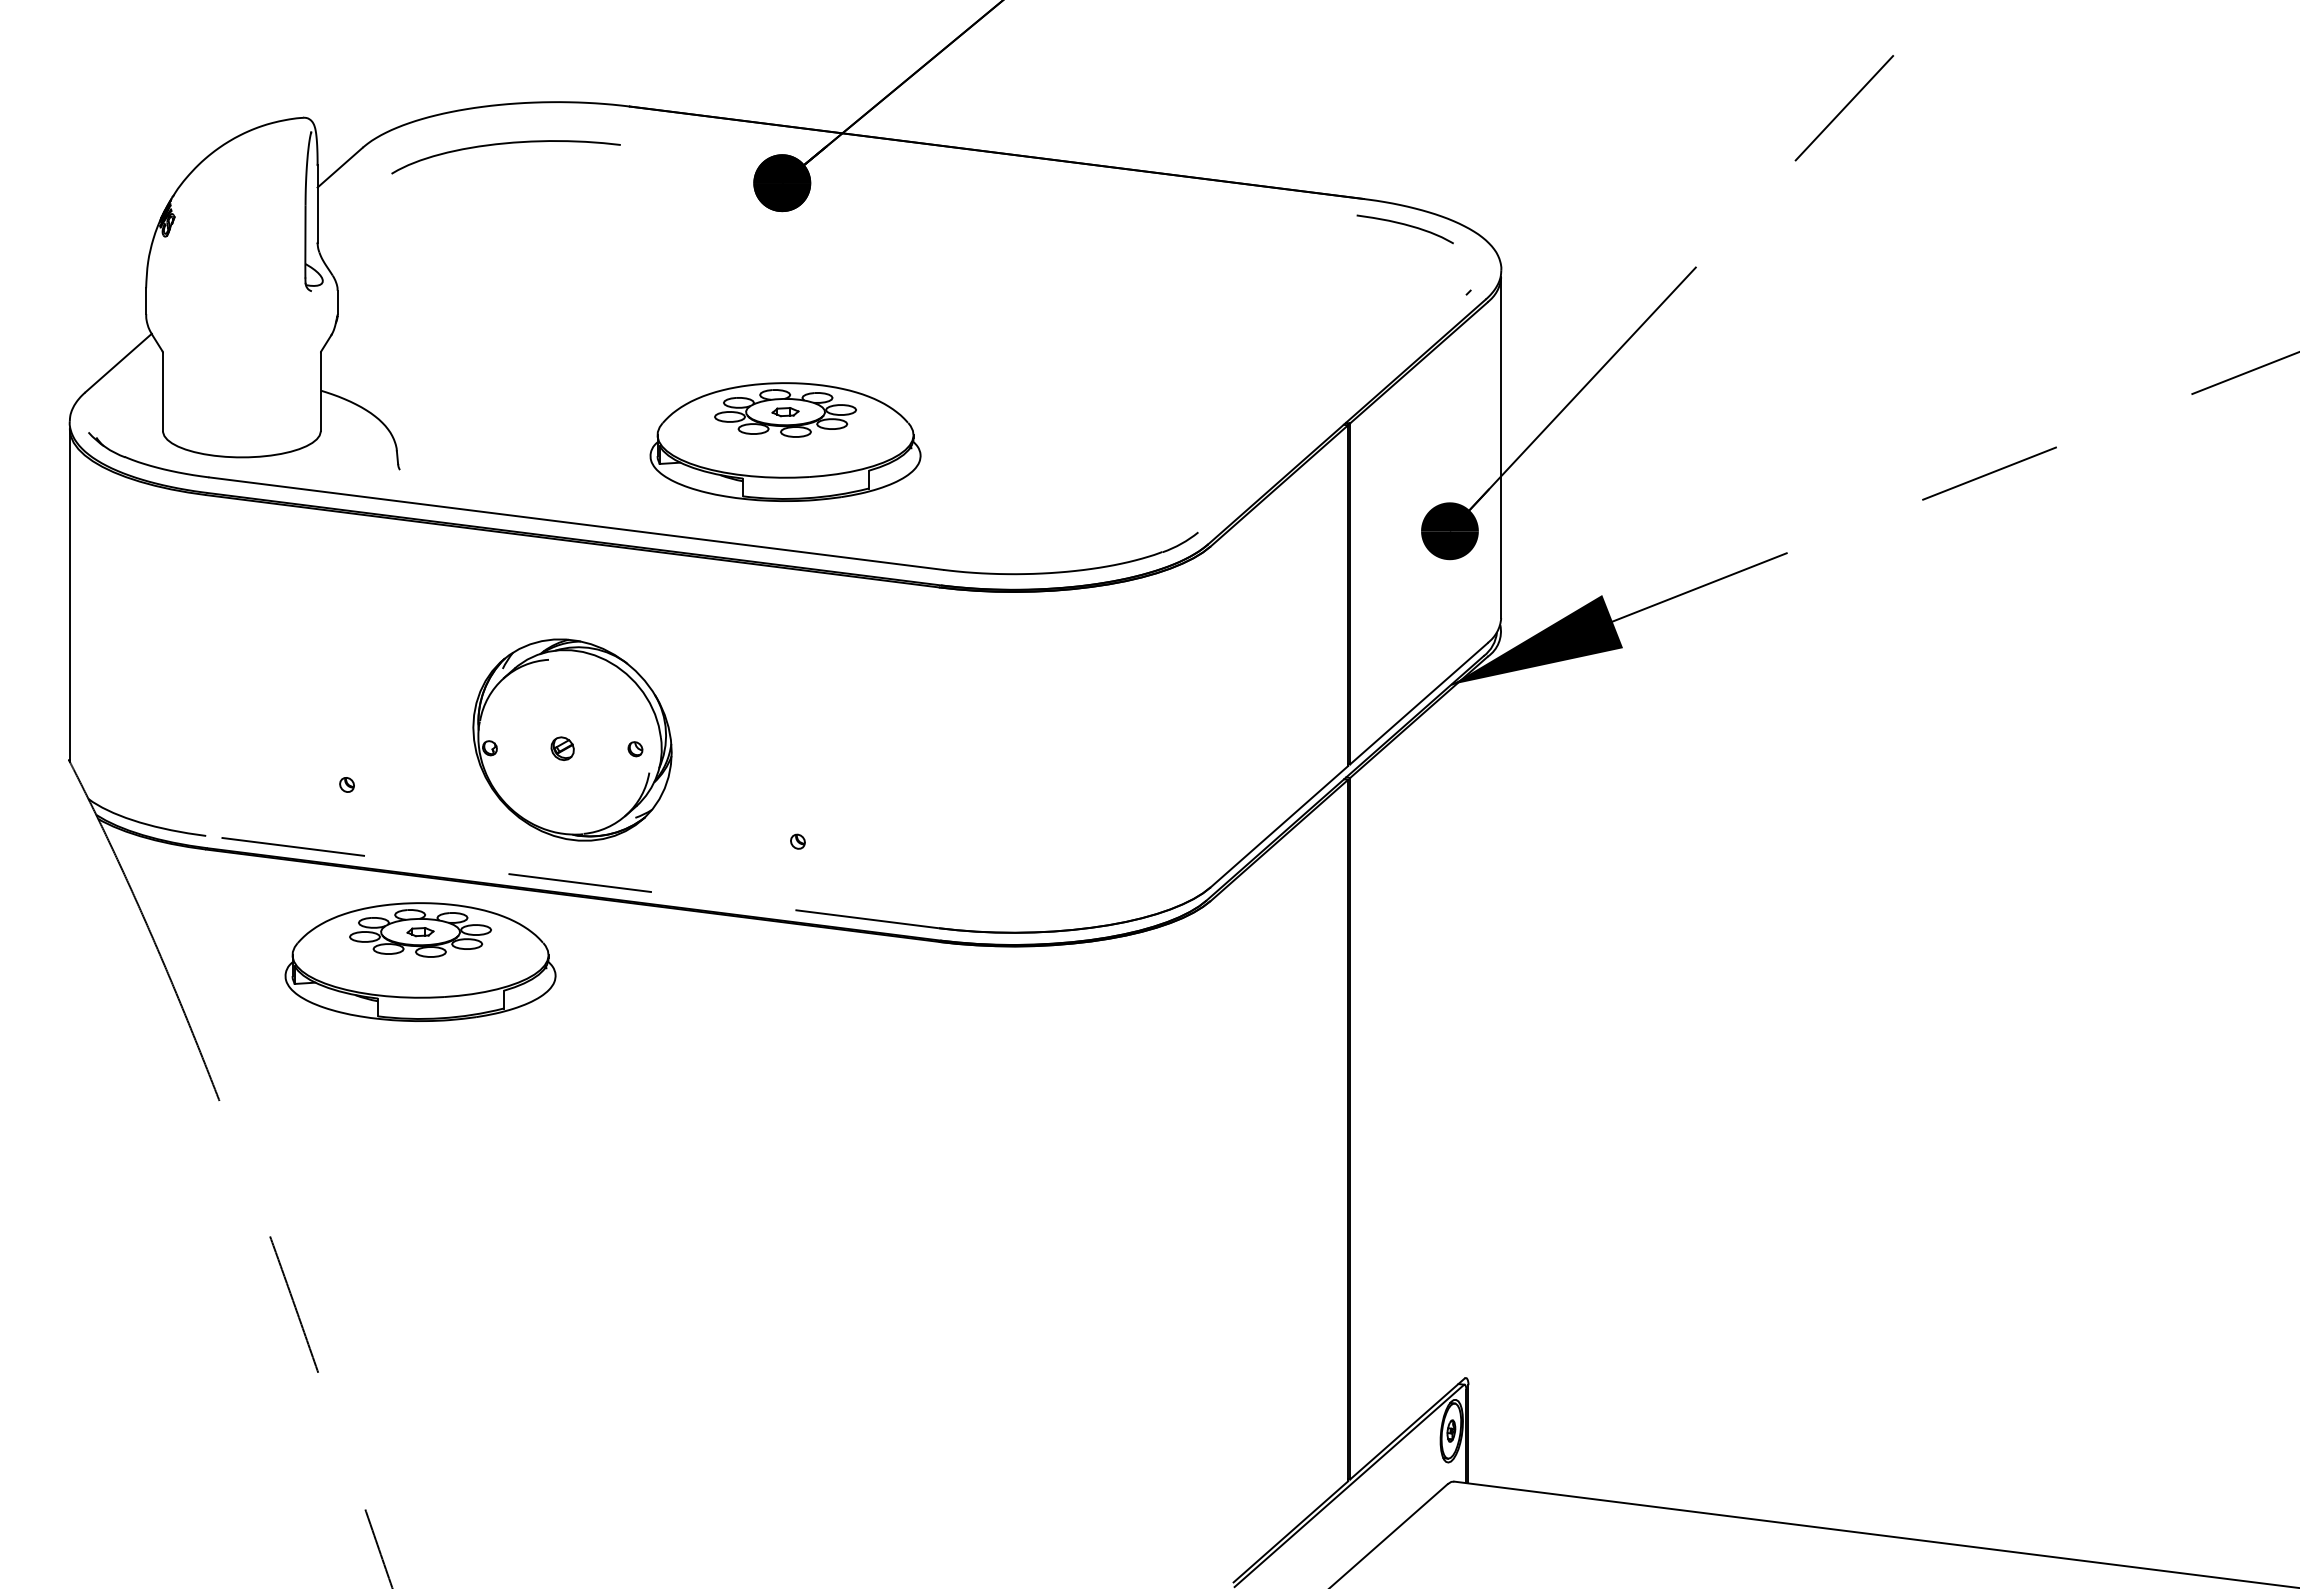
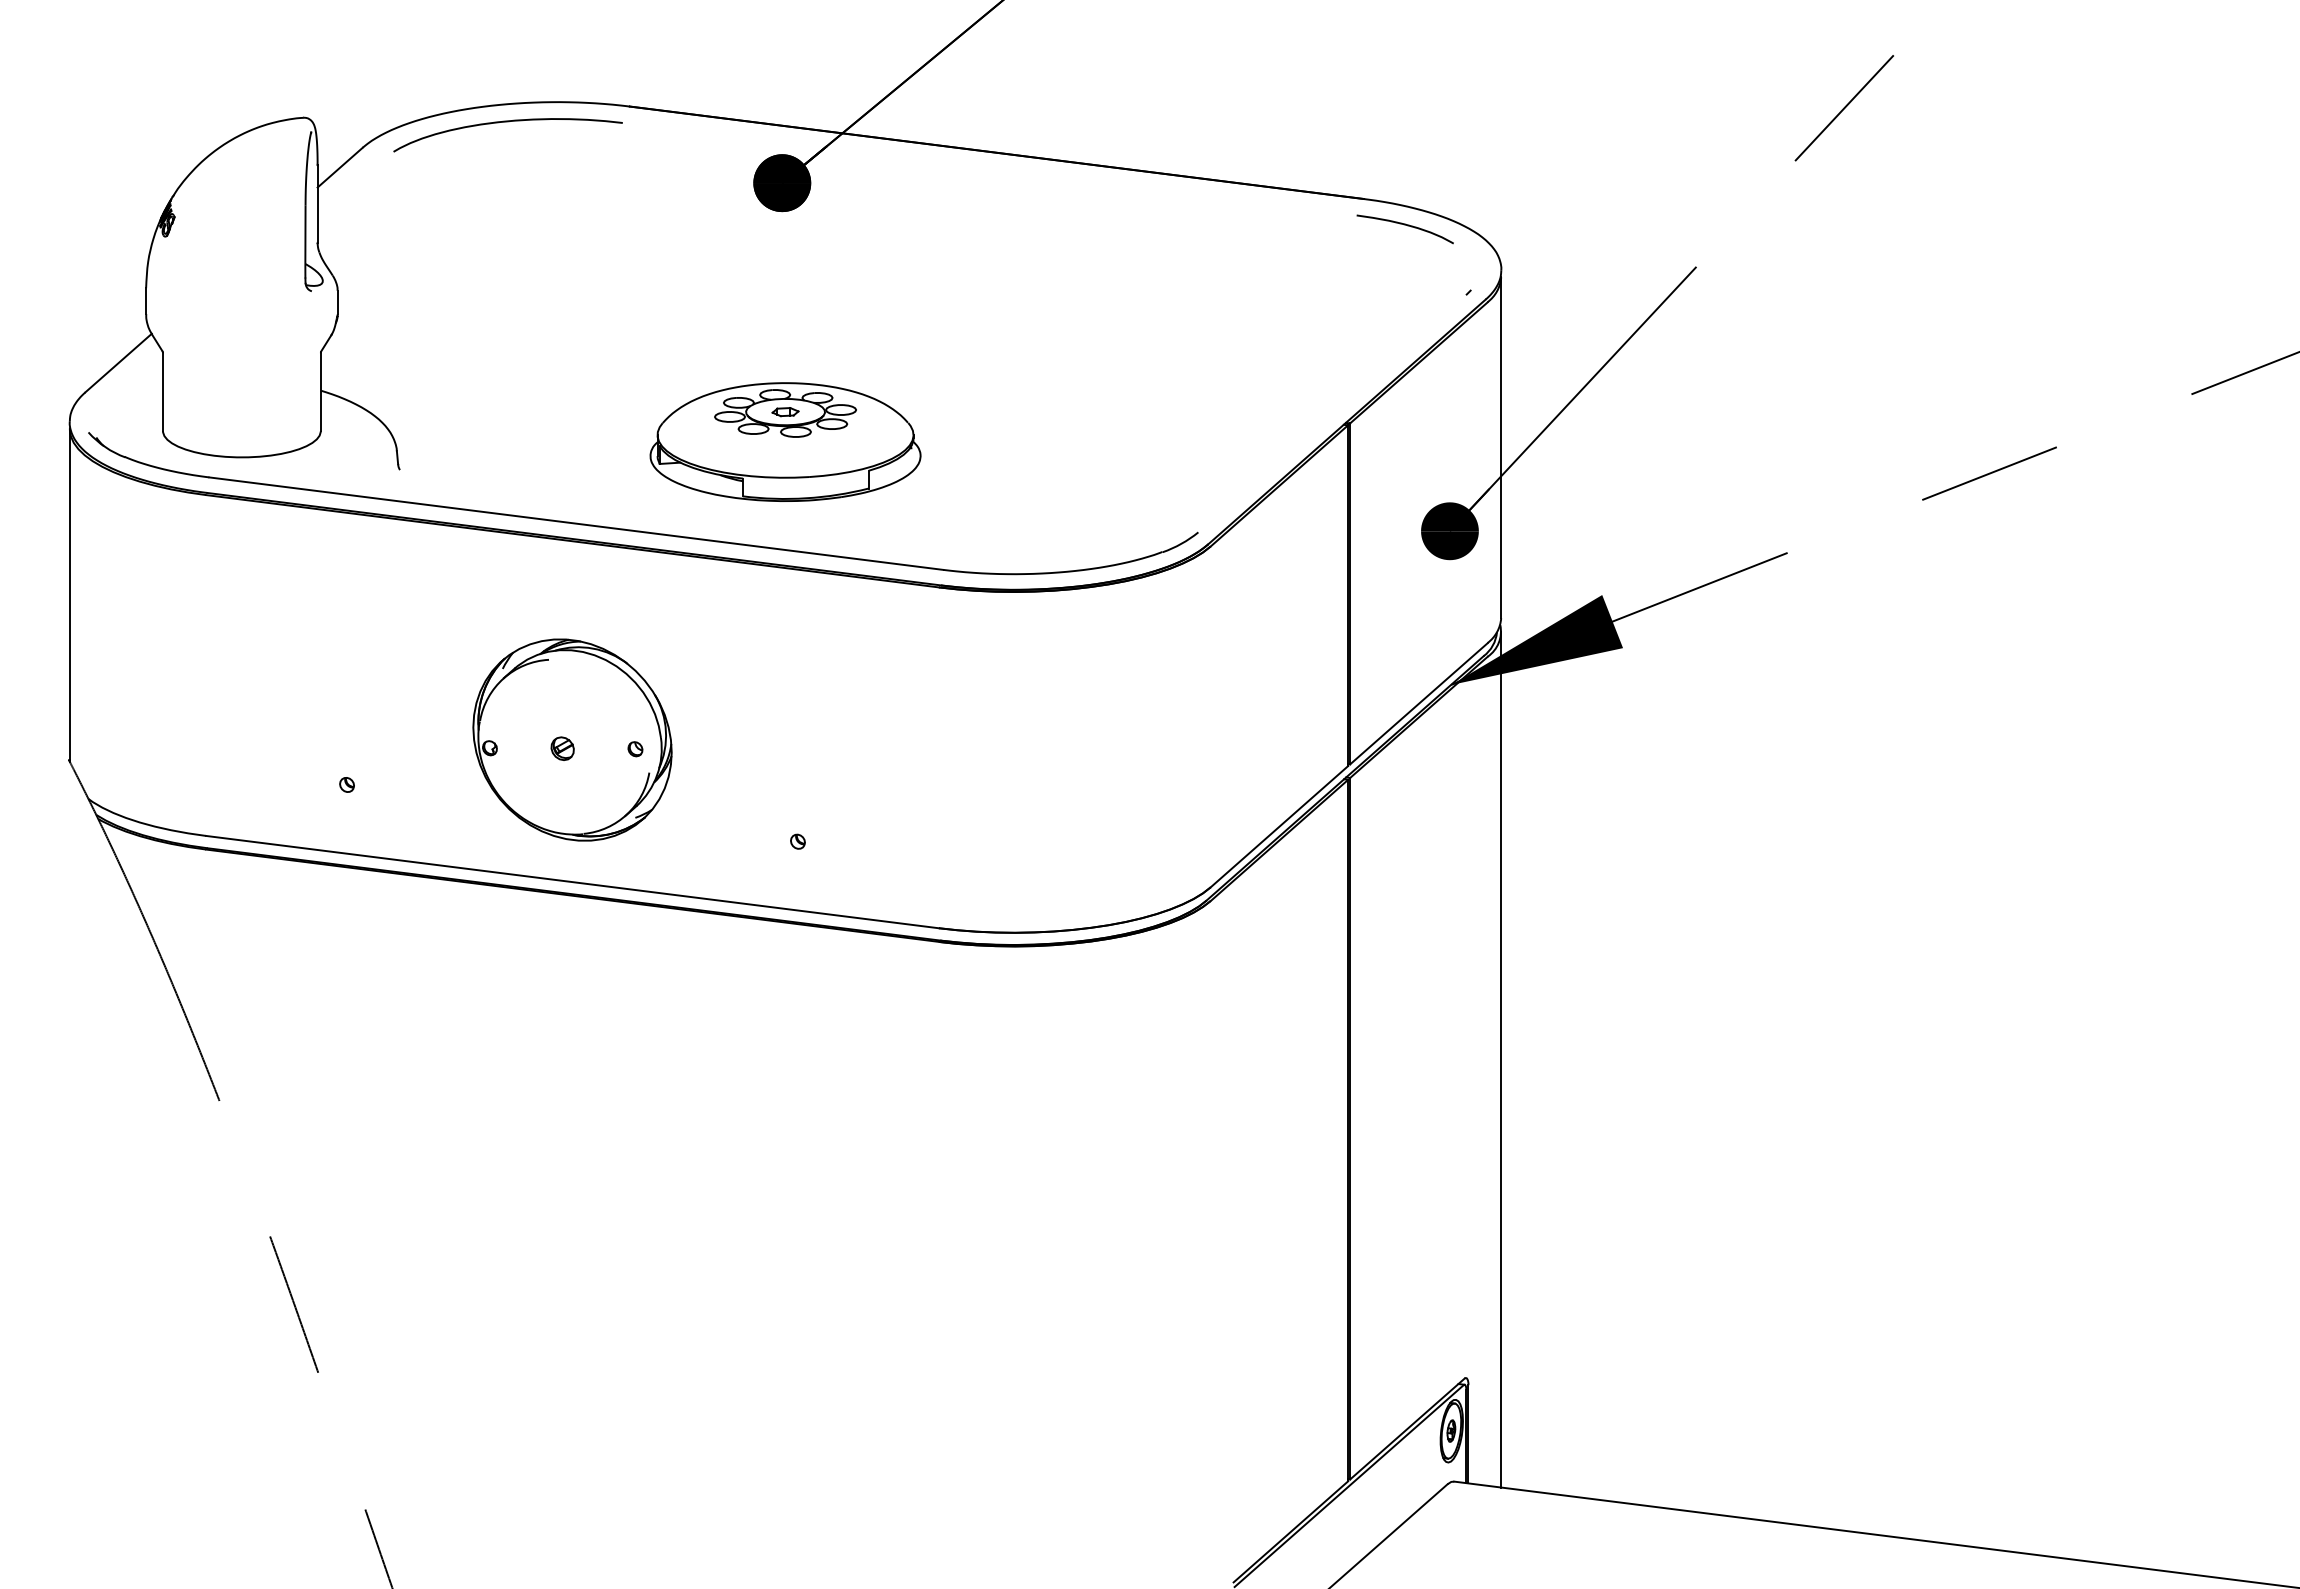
curve position: (505, 144) -> (507, 122) (507, 122)
line: dashed -> solid (572, 882)
part: present -> none (420, 961)
line: none -> present (1501, 1059)
